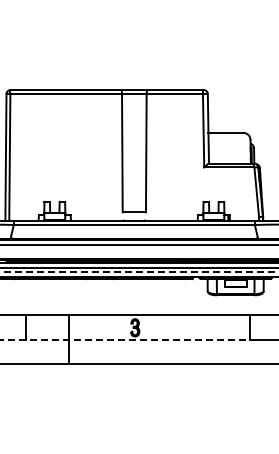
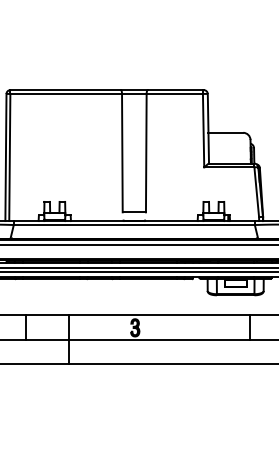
line: dashed -> solid (139, 272)
line: dashed -> solid (125, 339)
